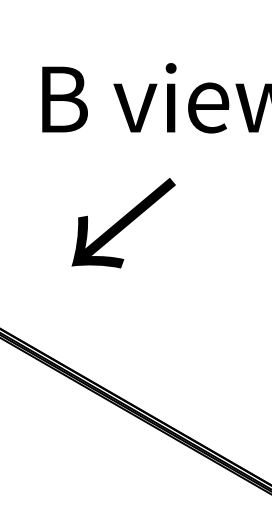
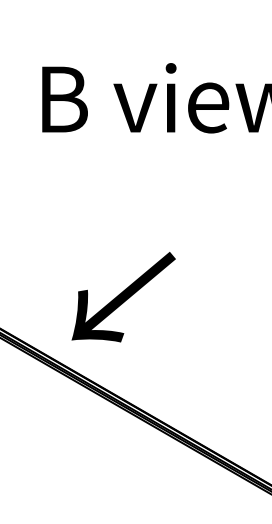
text position: (123, 223) -> (123, 297) (123, 297)
